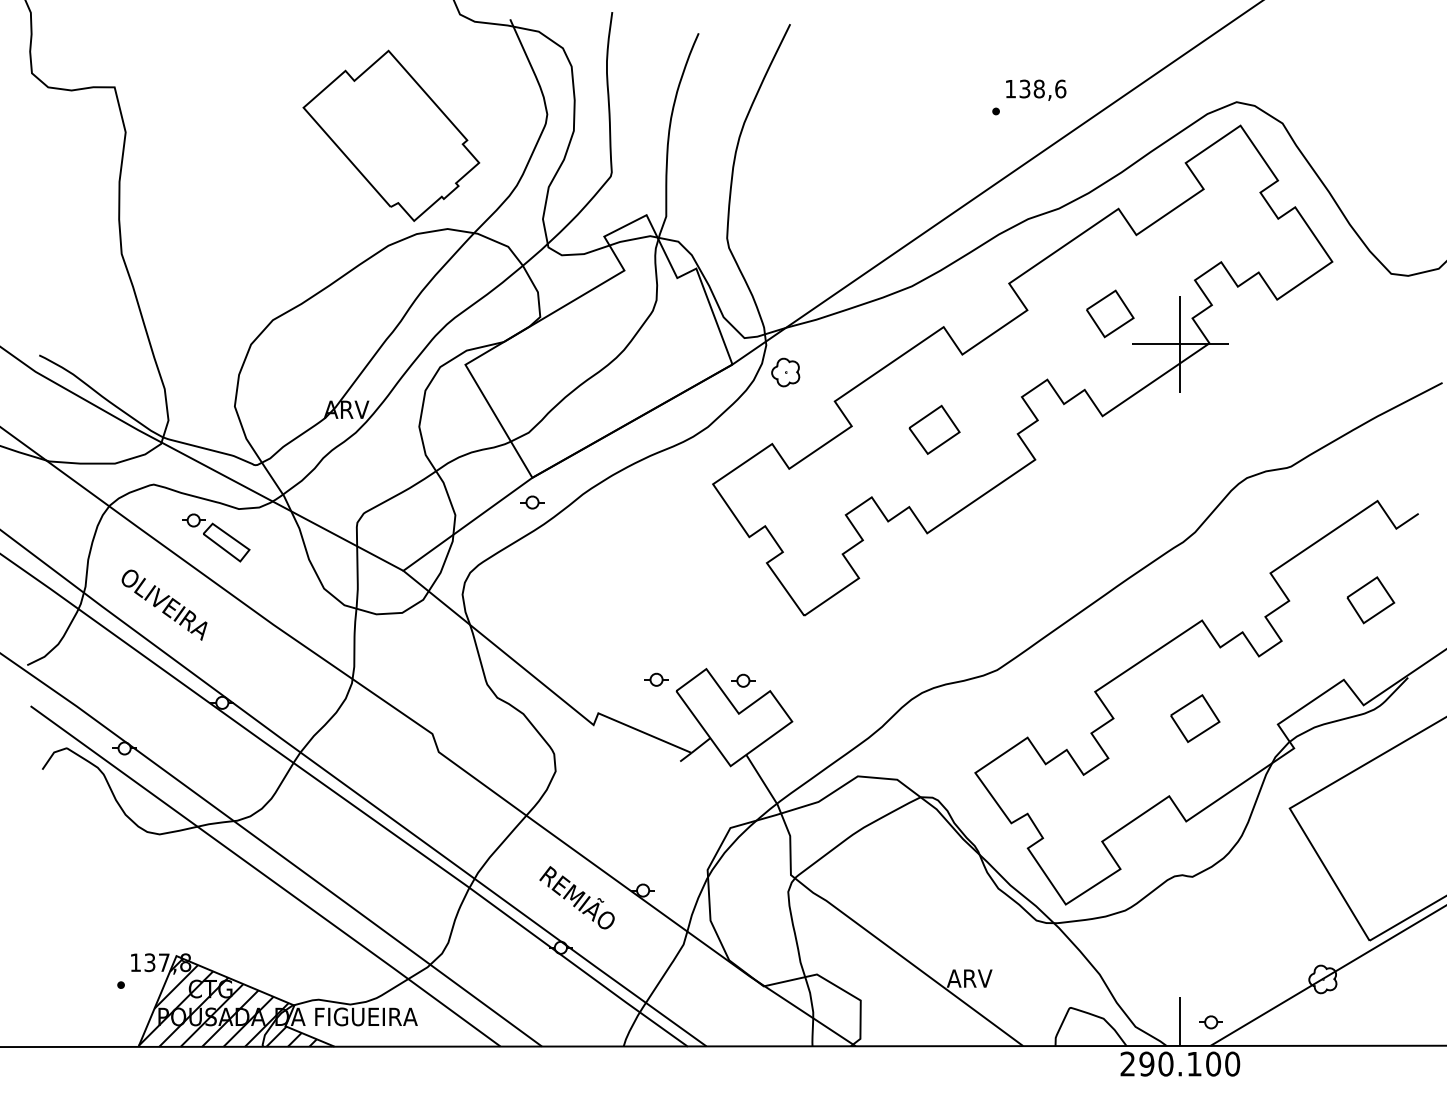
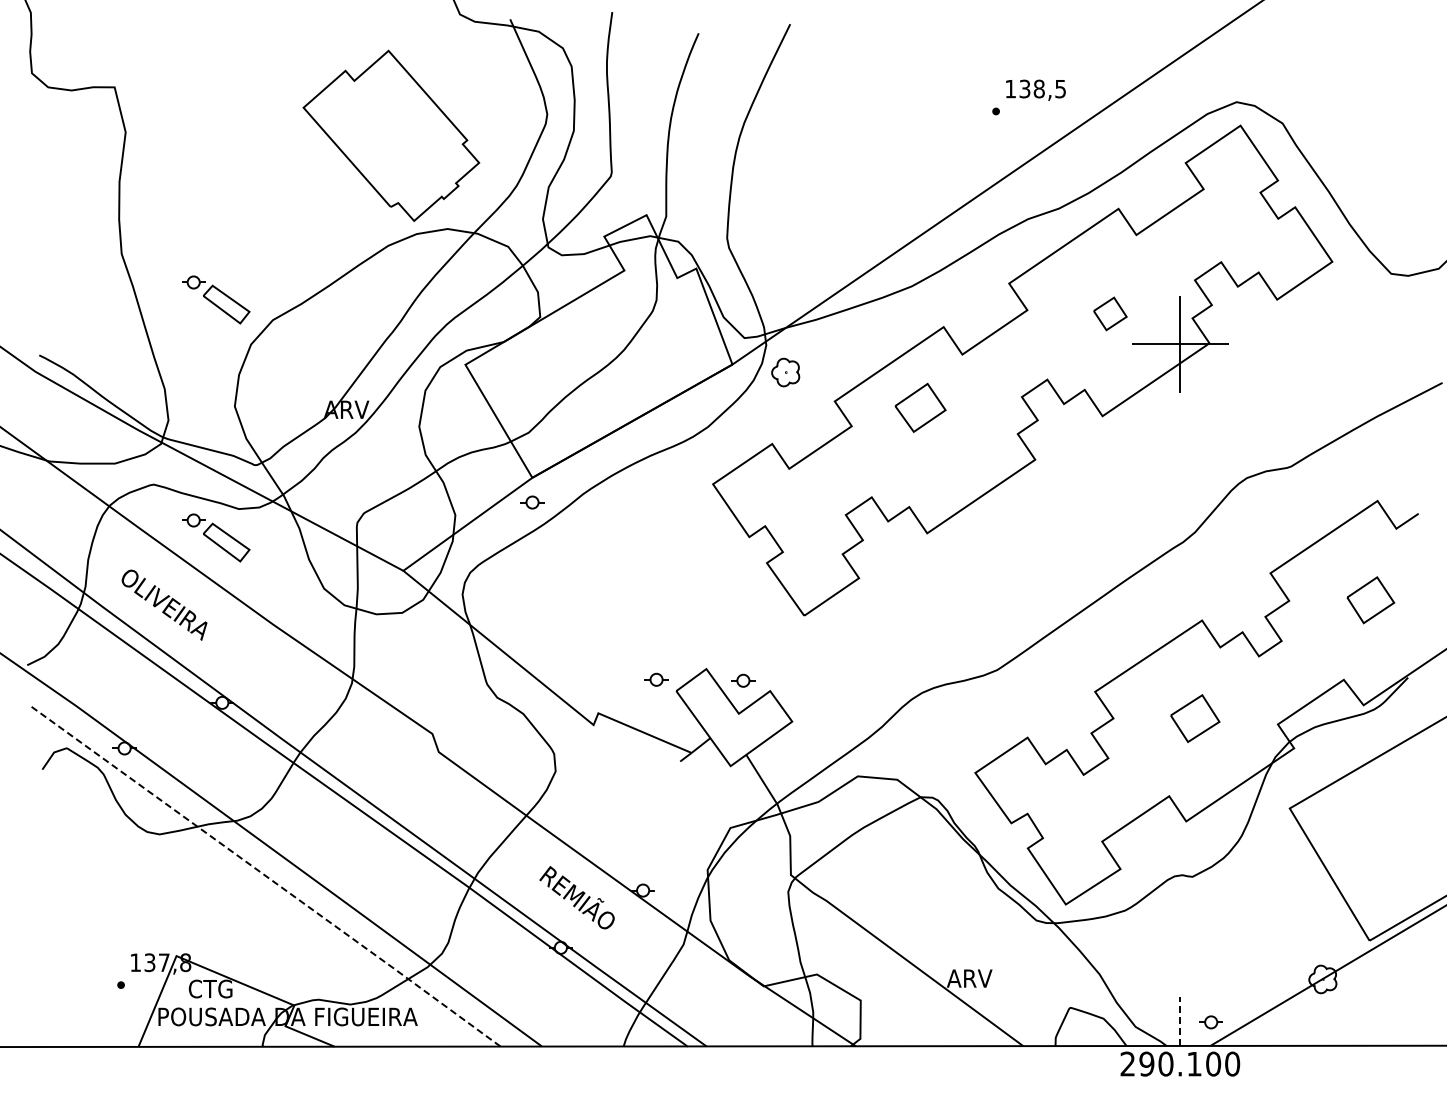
text: 138,6 -> 138,5 (1060, 88)
part: none -> present (216, 299)
part size: 49x50 px -> 35x36 px (1110, 313)
part position: (934, 429) -> (920, 407) (920, 407)
line: solid -> dashed (266, 876)
hatch: present -> none (235, 1002)
line: solid -> dashed (1180, 1021)
